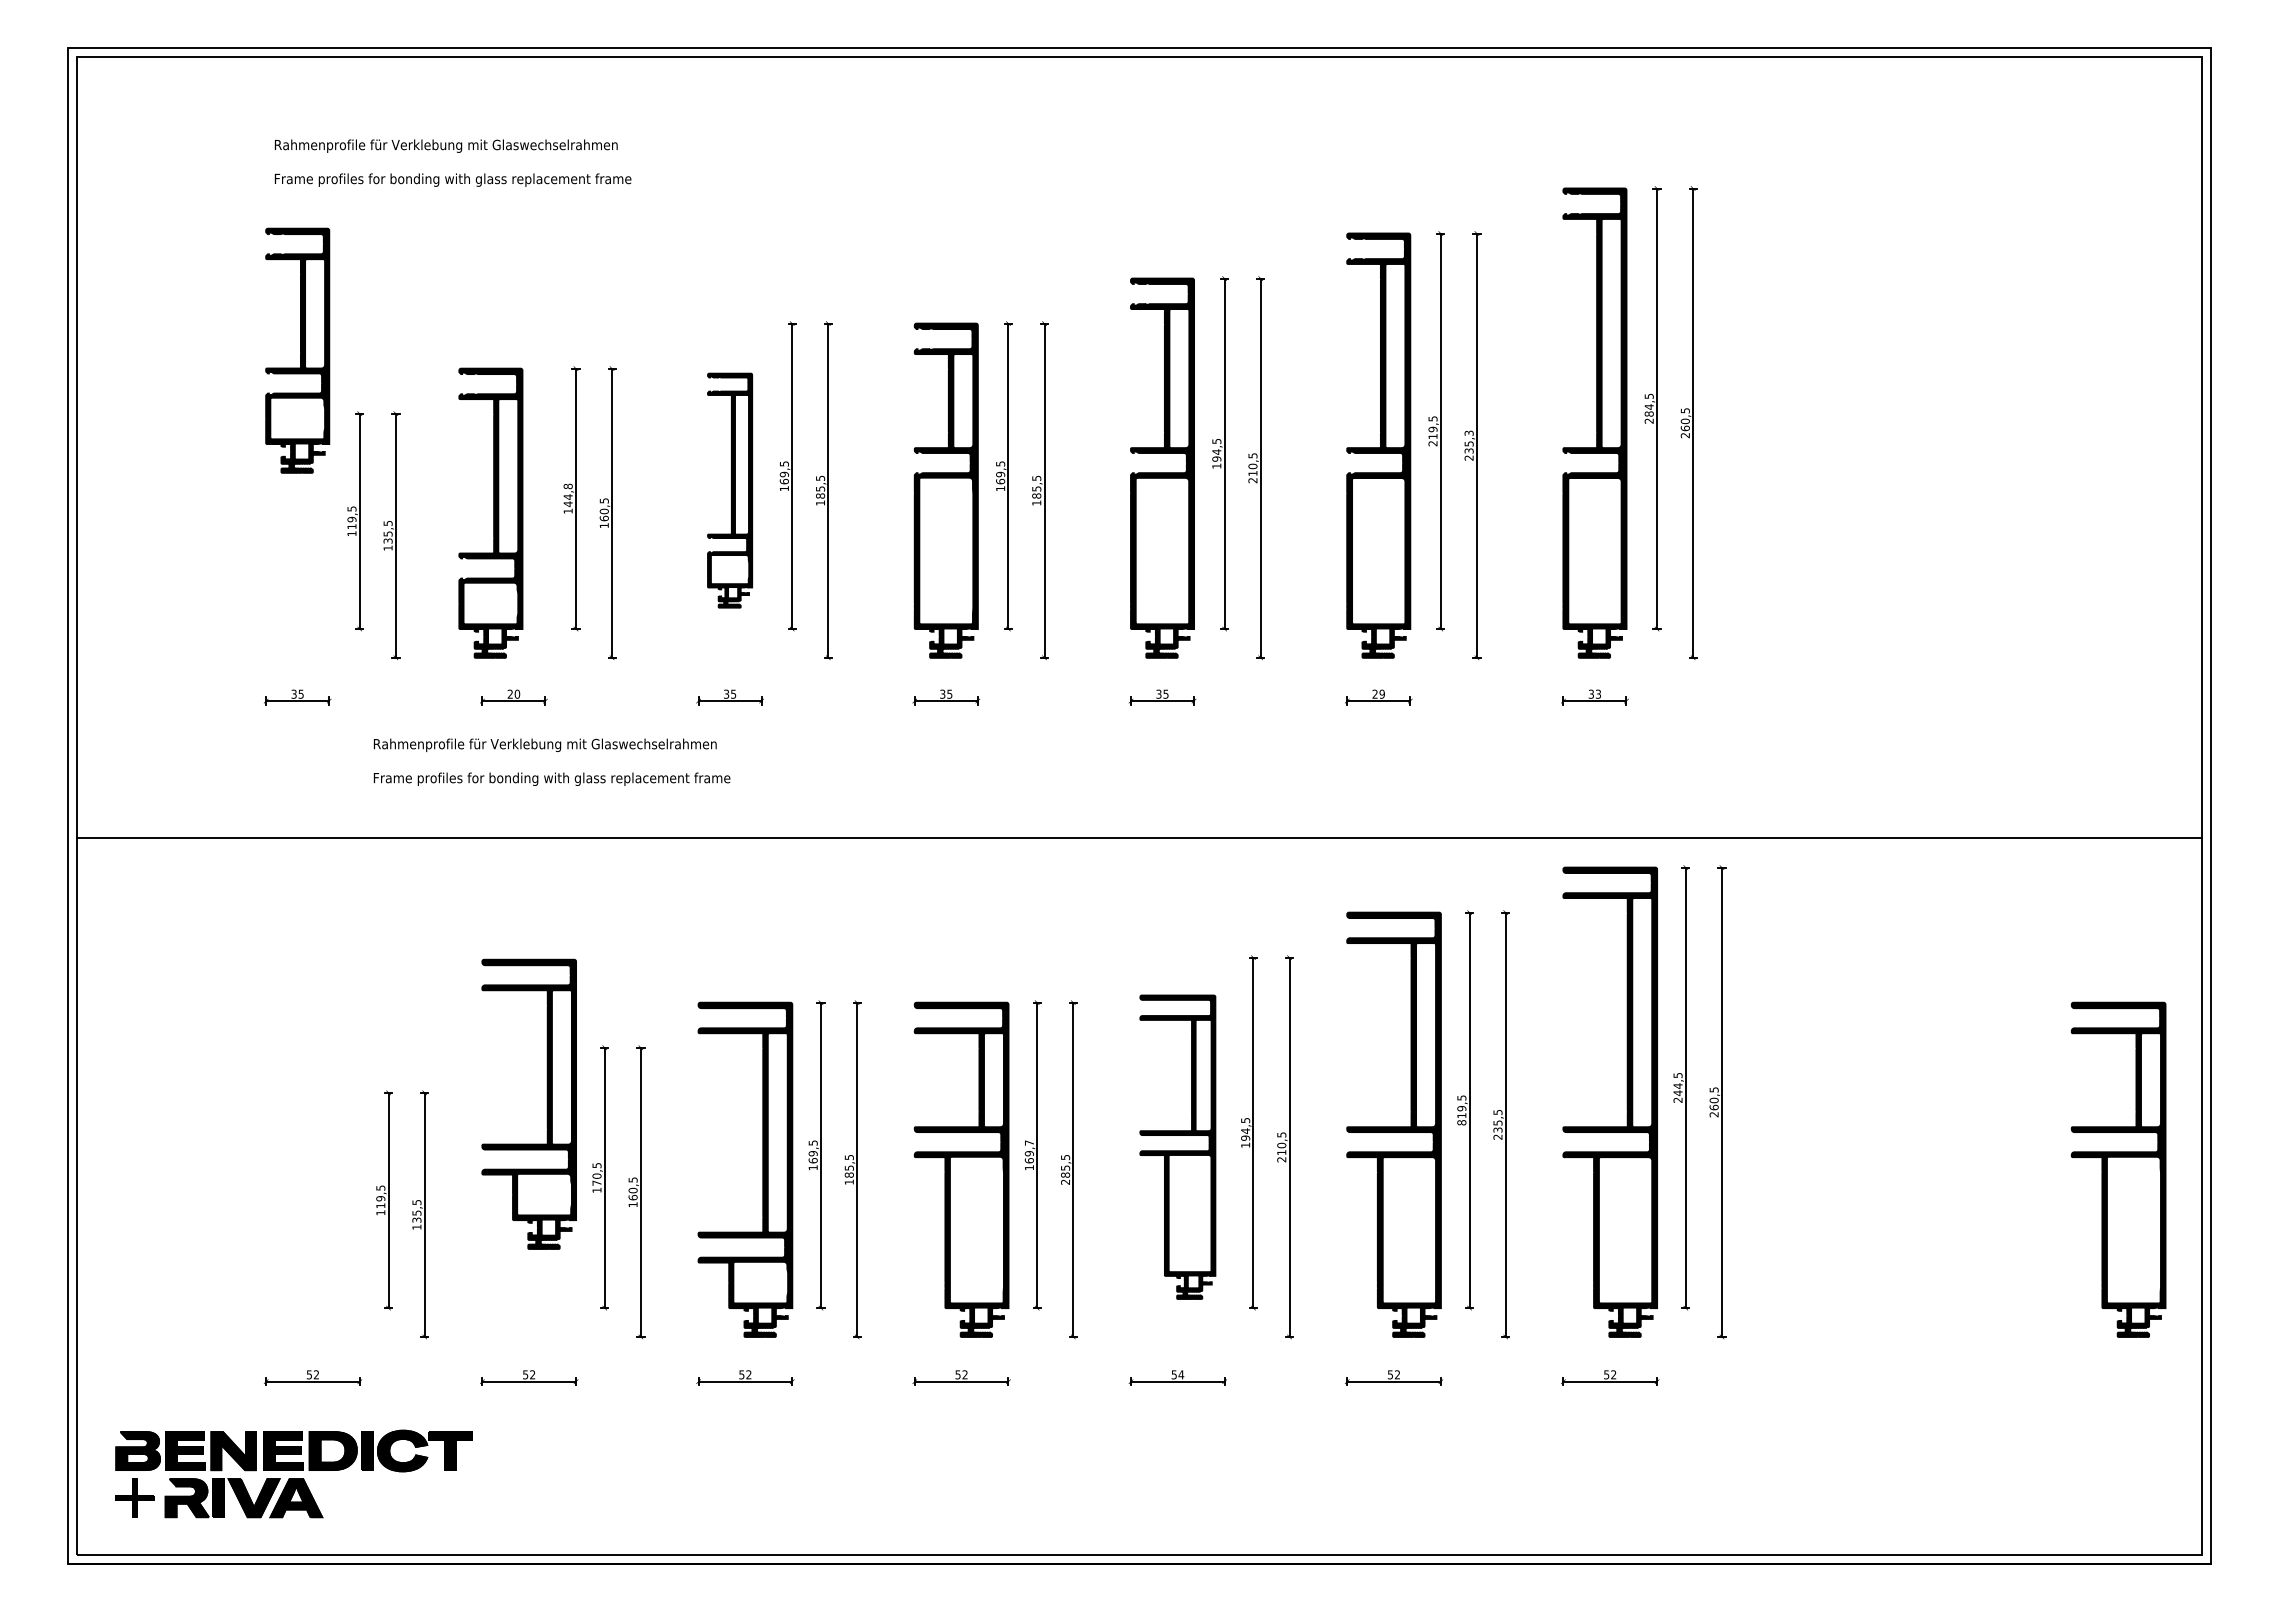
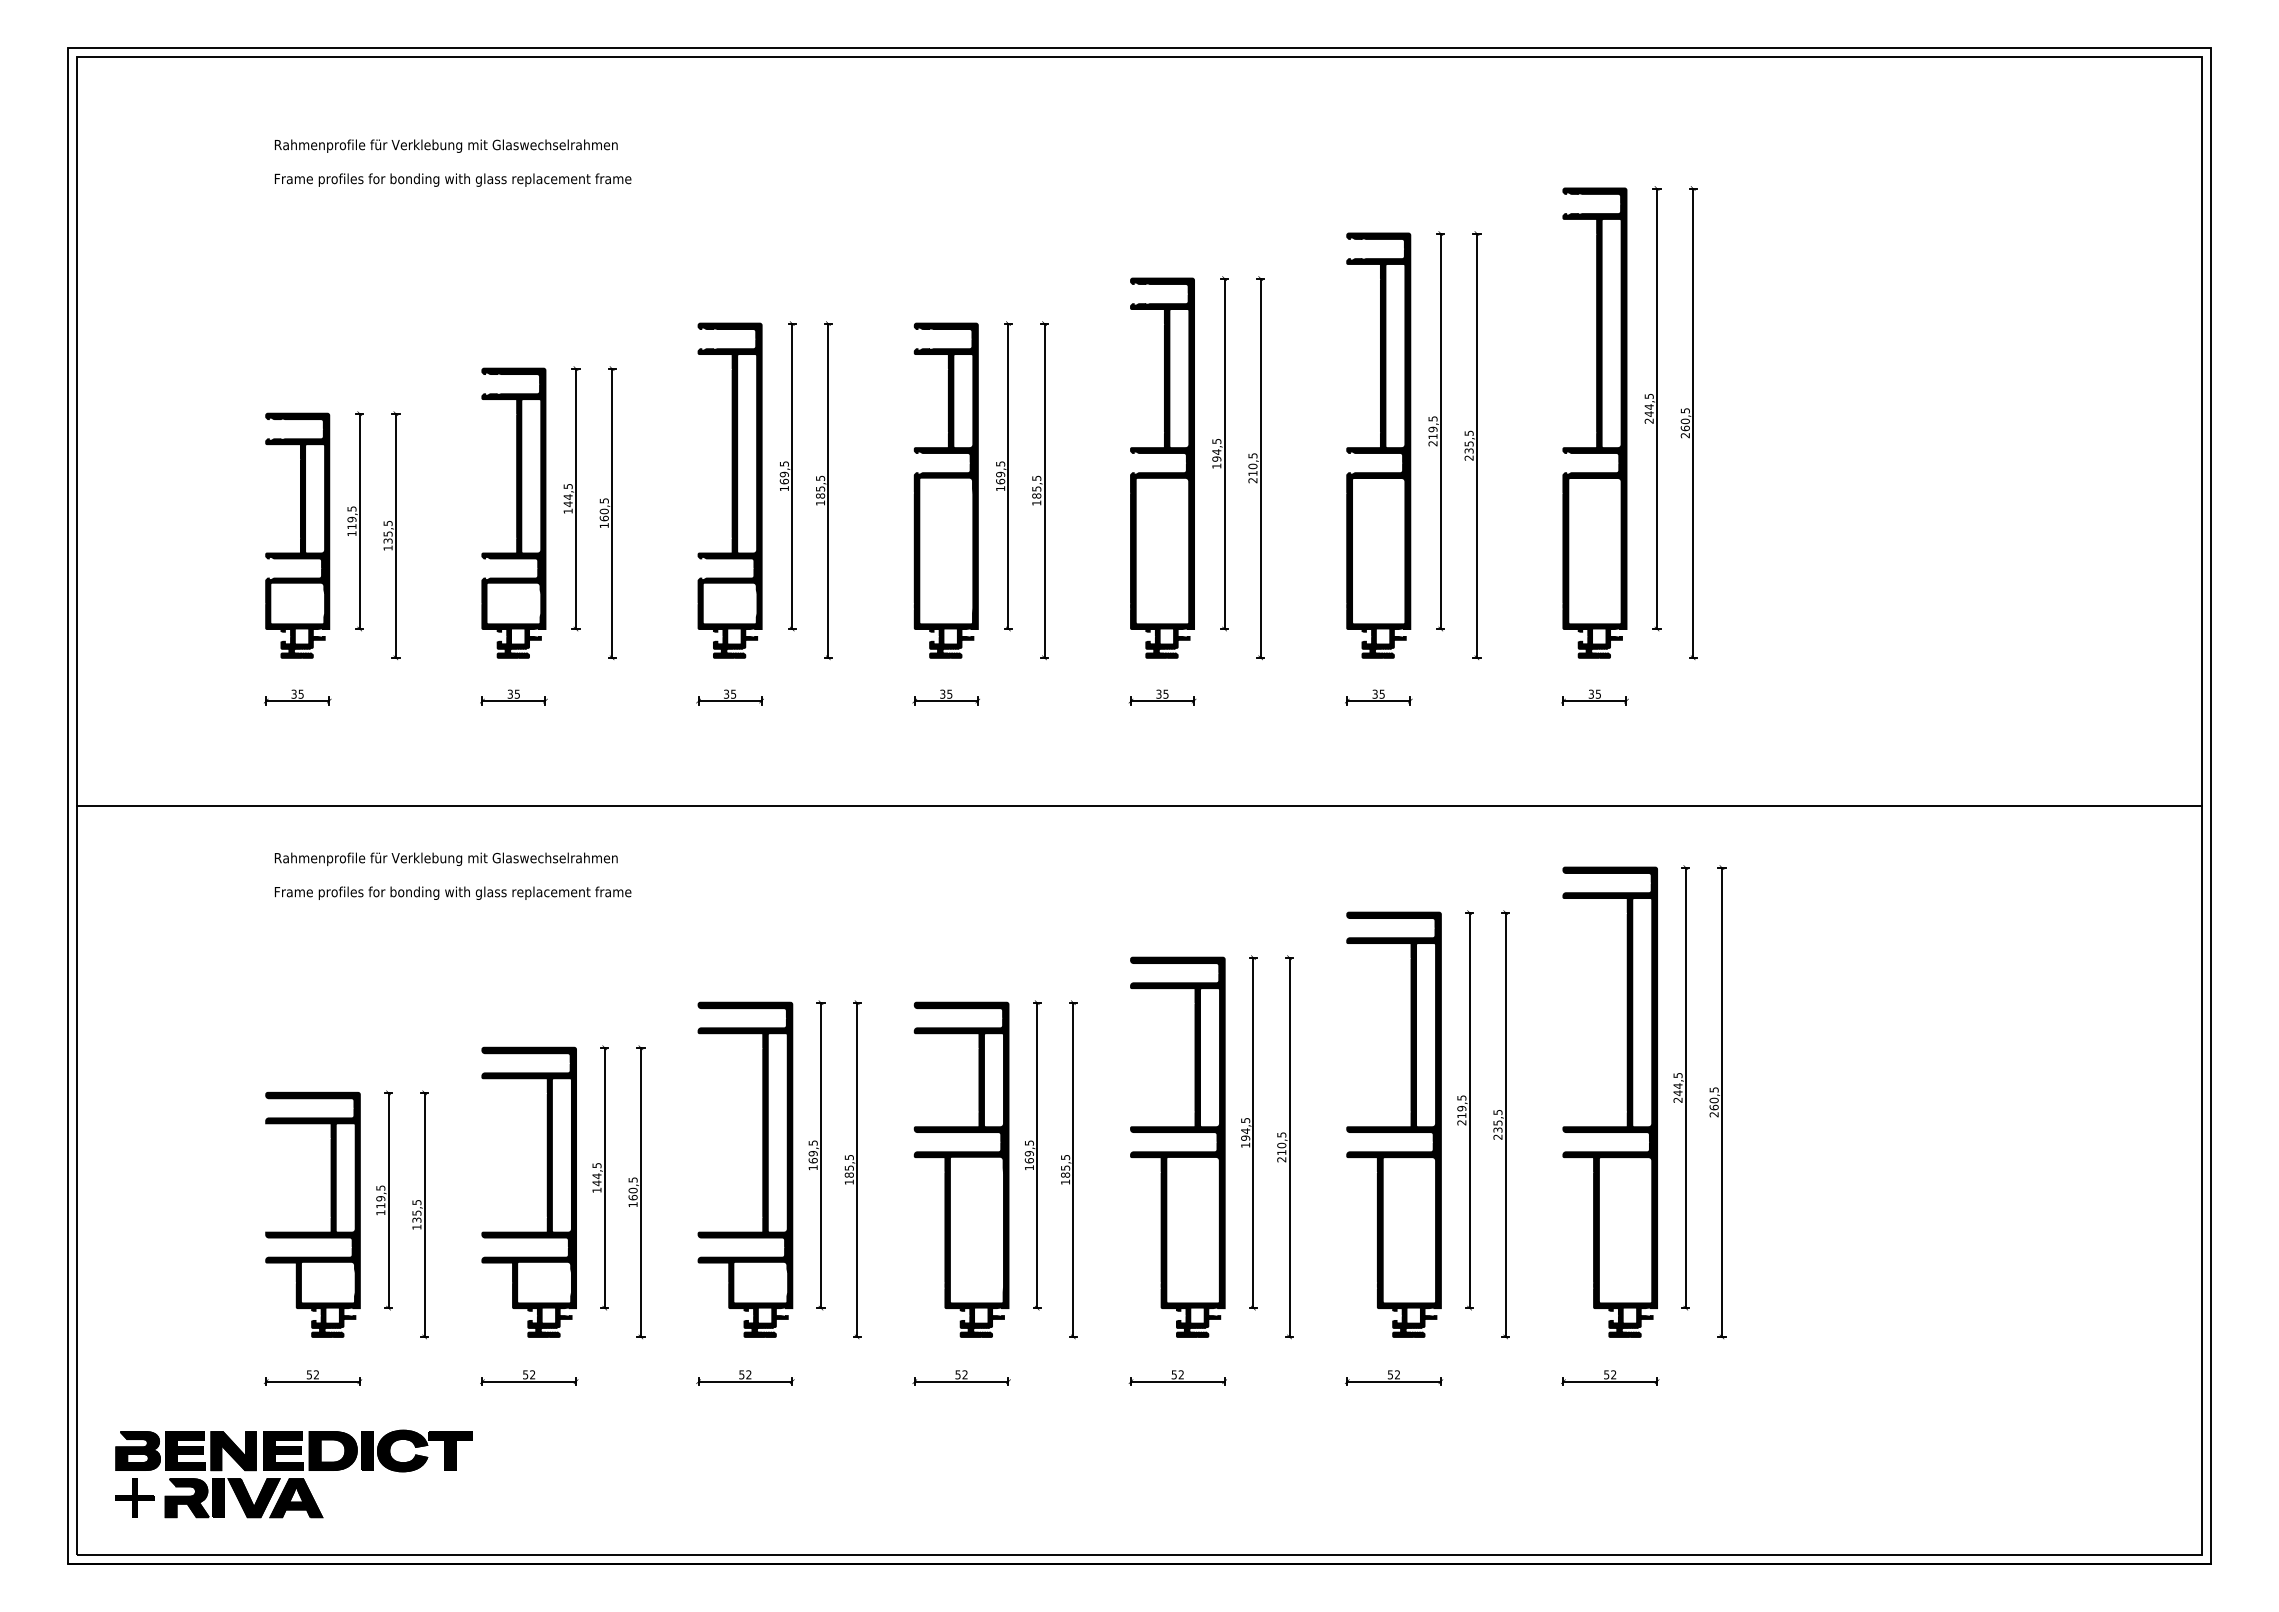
part position: (297, 350) -> (297, 535) (297, 535)
text: 284,5 -> 244,5 (1648, 413)
text: 235,3 -> 235,5 (1468, 432)
text: 144,8 -> 144,5 (567, 486)
part size: 47x237 px -> 66x337 px (729, 490)
part position: (490, 512) -> (513, 512) (513, 512)
text: 20 -> 35 (513, 693)
text: 29 -> 35 (1378, 693)
text: 33 -> 35 (1598, 693)
text position: (551, 761) -> (452, 875) (452, 875)
line position: (1139, 838) -> (1139, 806) (1139, 806)
part position: (546, 1103) -> (546, 1191) (546, 1191)
text: 819,5 -> 219,5 (1461, 1122)
text: 169,7 -> 169,5 (1029, 1142)
part size: 78x306 px -> 96x382 px (1177, 1146)
part: present -> none (2118, 1169)
text: 170,5 -> 144,5 (596, 1179)
text: 285,5 -> 185,5 (1065, 1181)
part: none -> present (312, 1231)
text: 54 -> 52 (1181, 1374)
